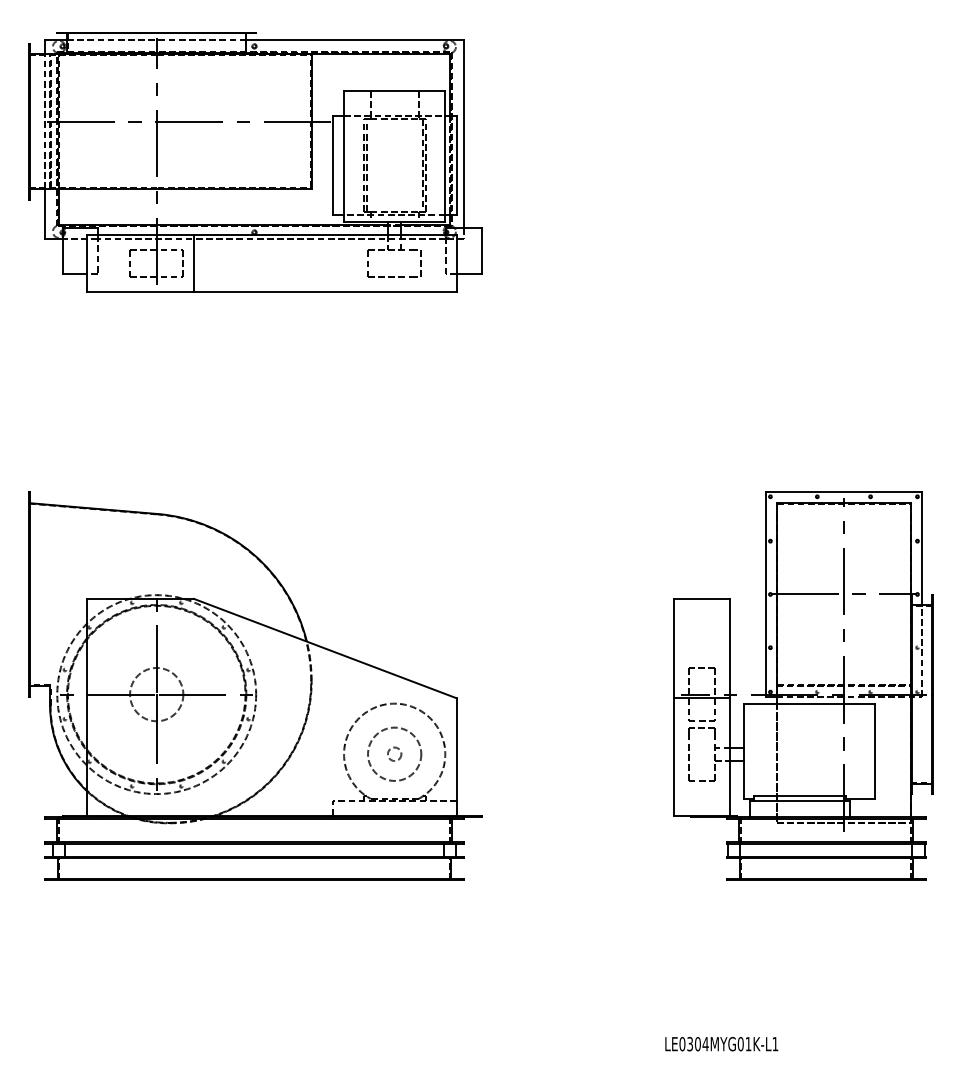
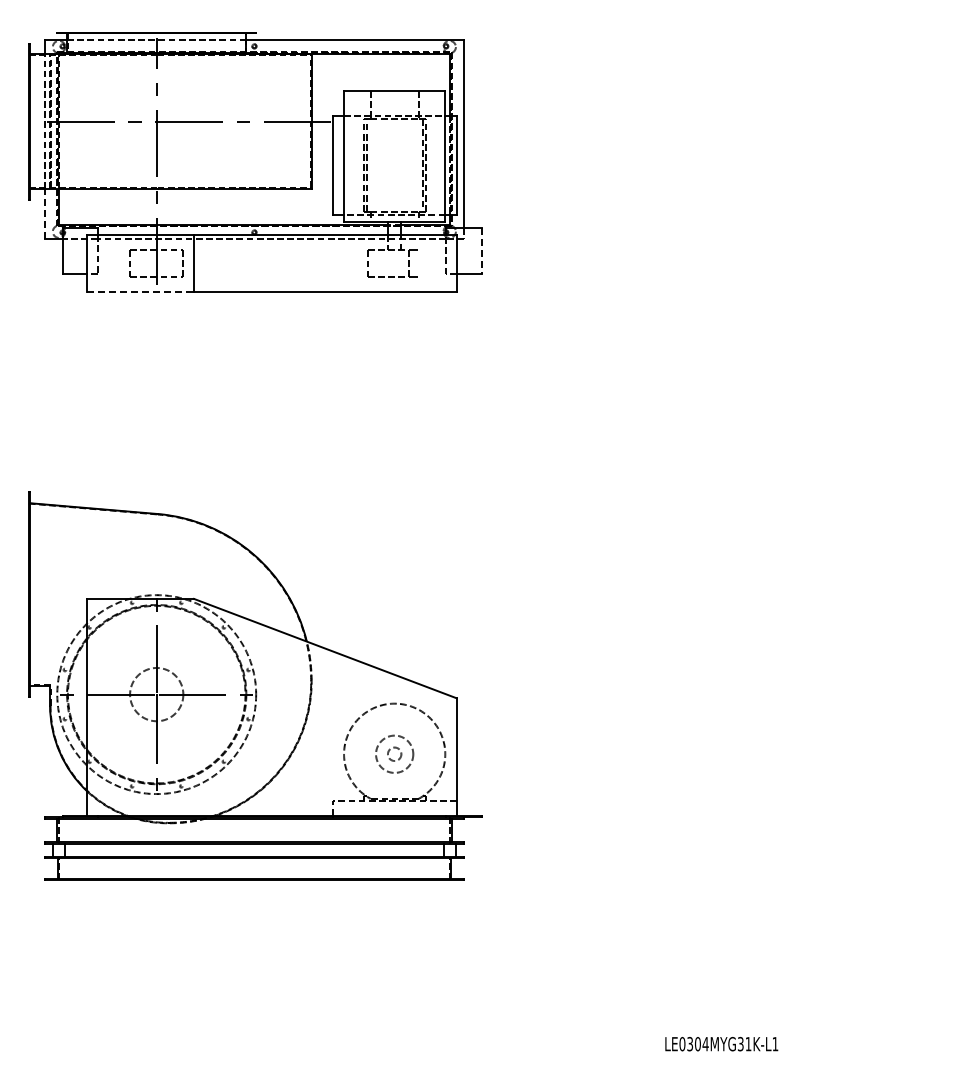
line: solid -> dashed (44, 213)
line: solid -> dashed (481, 251)
line position: (421, 263) -> (409, 263) (409, 263)
line: solid -> dashed (141, 292)
part: present -> none (803, 685)
circle diameter: 53 px -> 37 px (394, 753)
text: LE0304MYG01K-L1 -> LE0304MYG31K-L1 (740, 1044)
